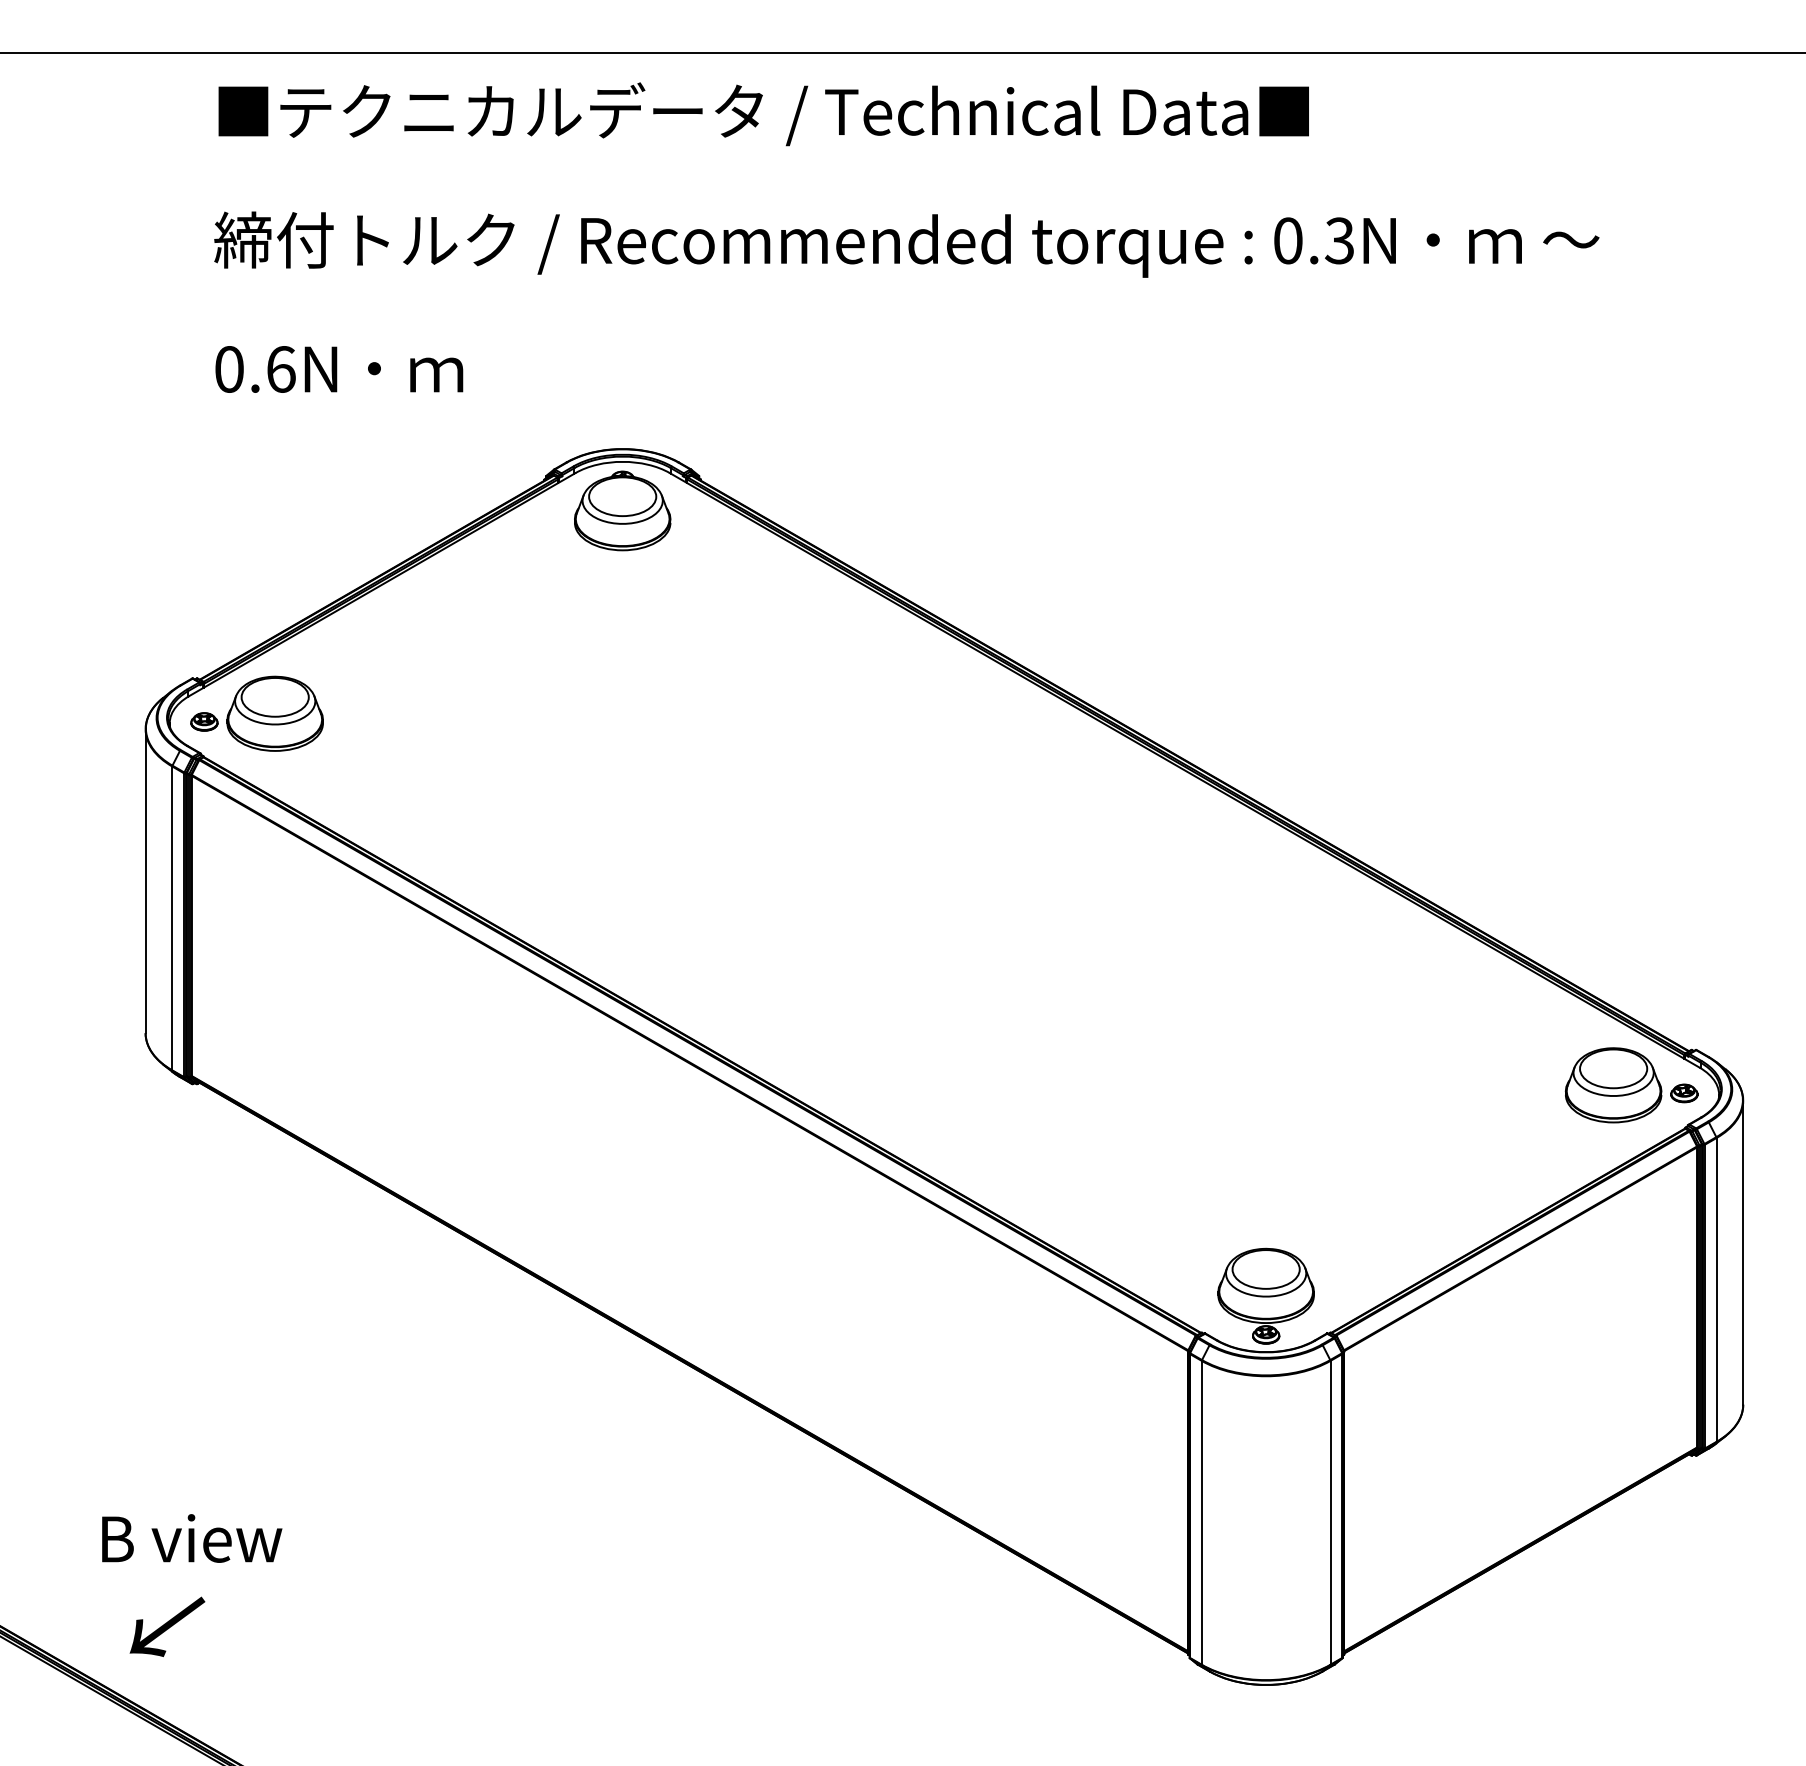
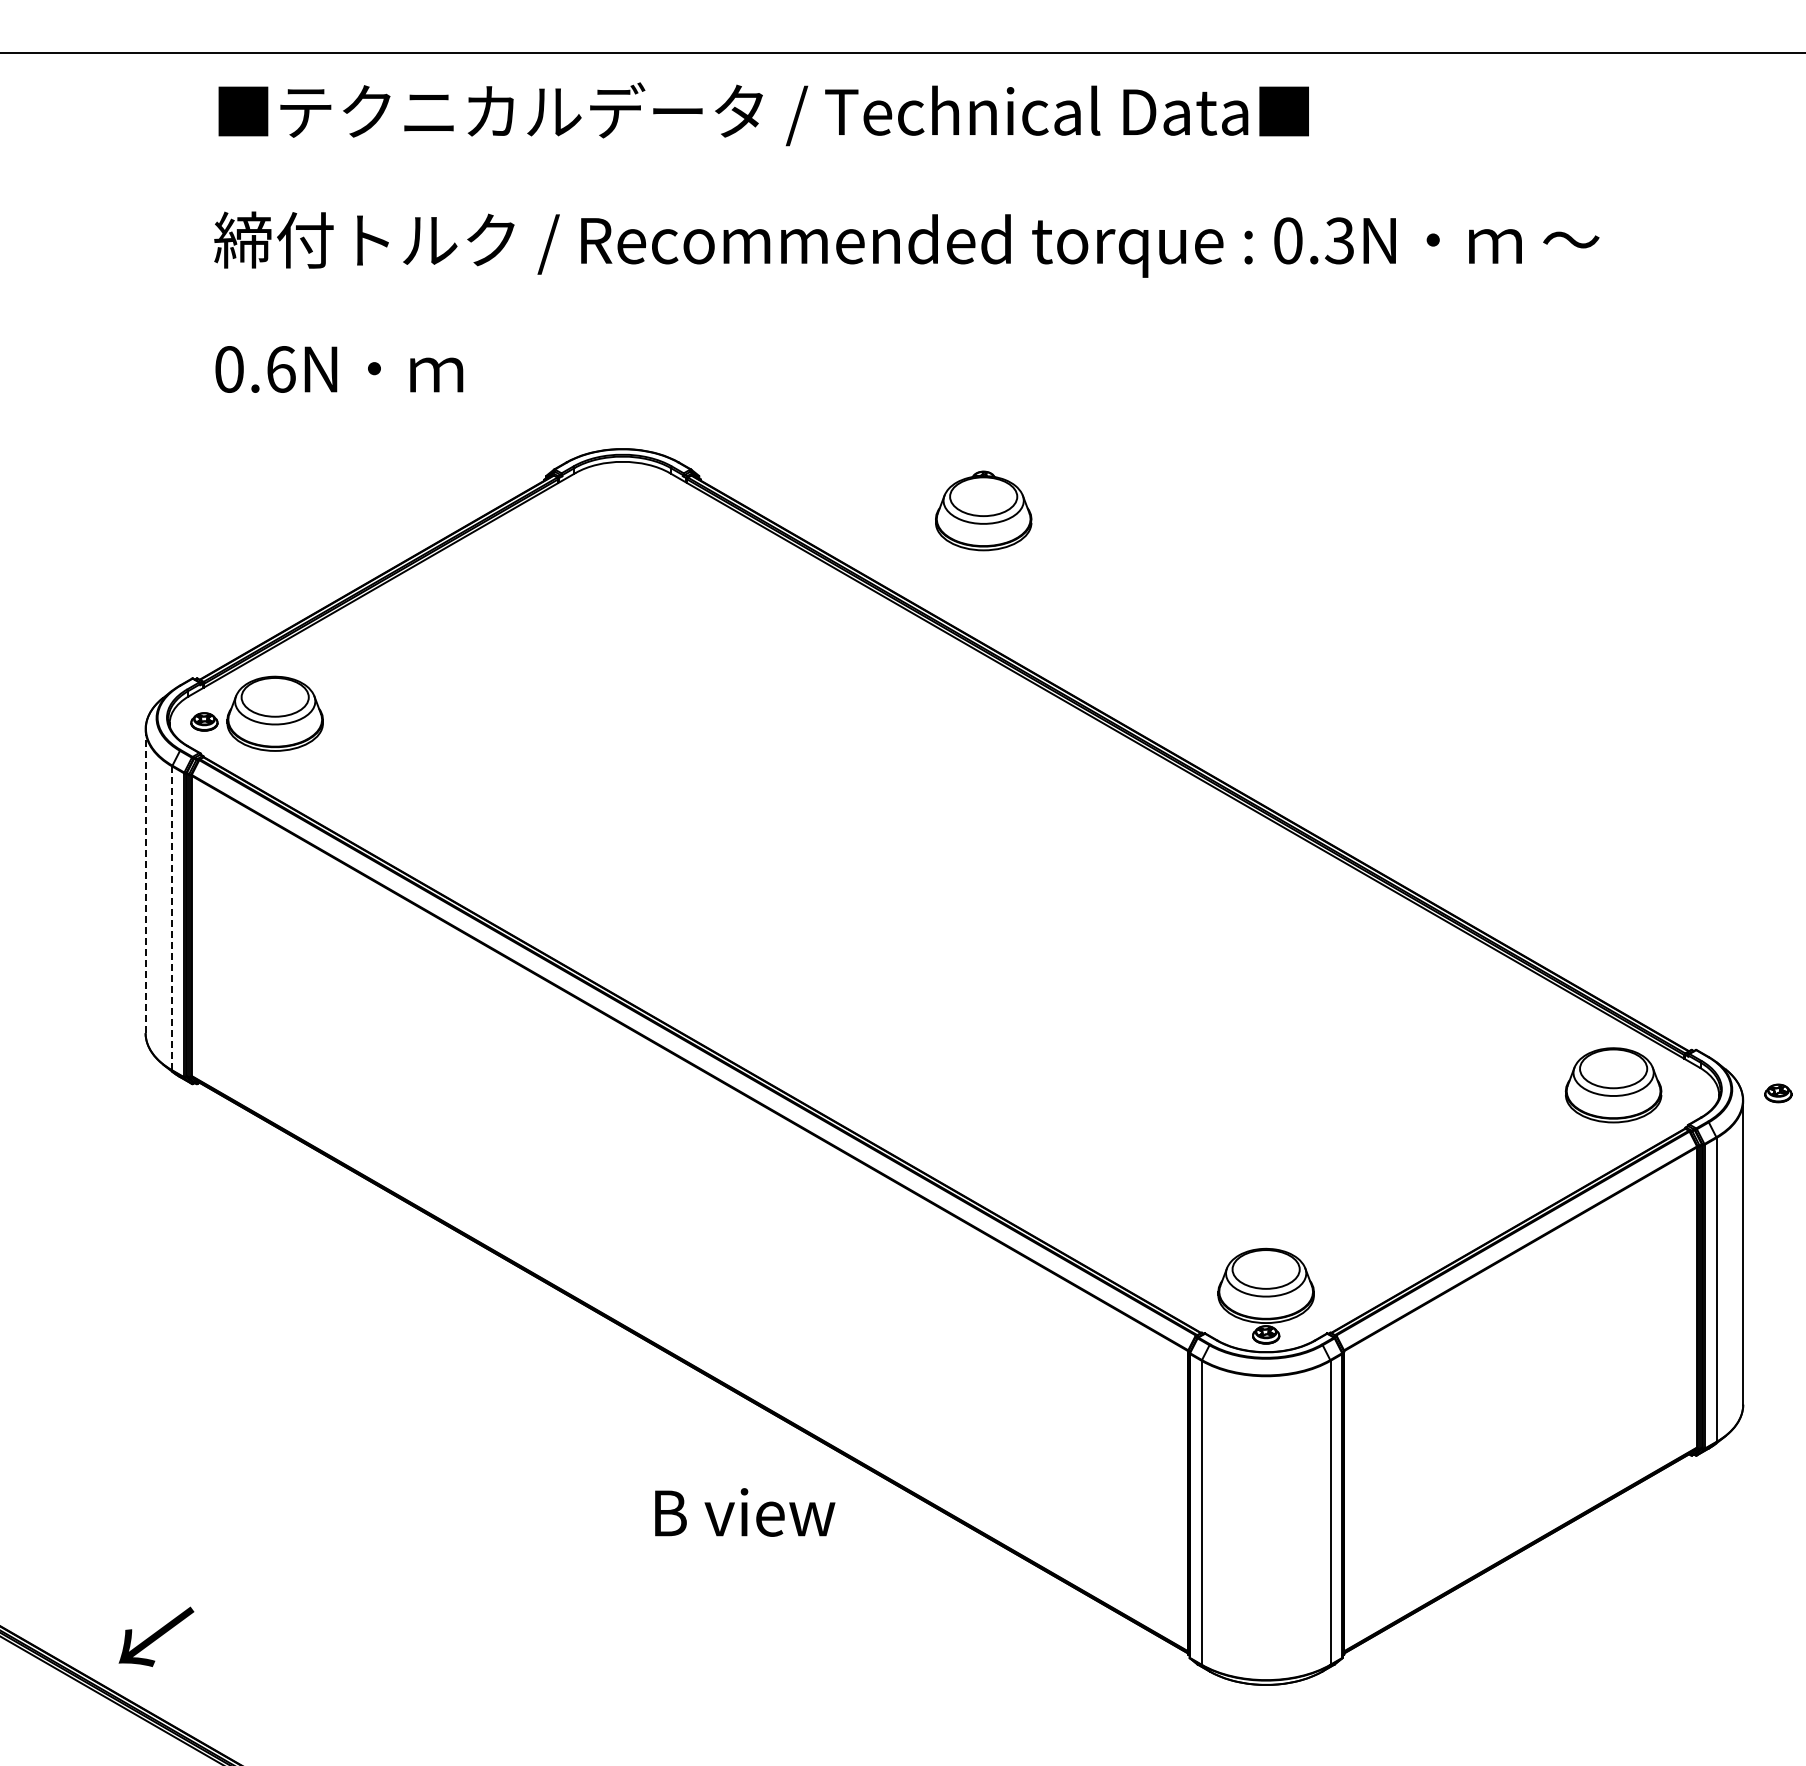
part position: (622, 510) -> (983, 510) (983, 510)
line: solid -> dashed (145, 881)
line: solid -> dashed (172, 918)
part position: (1684, 1093) -> (1778, 1093) (1778, 1093)
text position: (192, 1538) -> (745, 1512) (745, 1512)
text position: (167, 1626) -> (156, 1636) (156, 1636)
